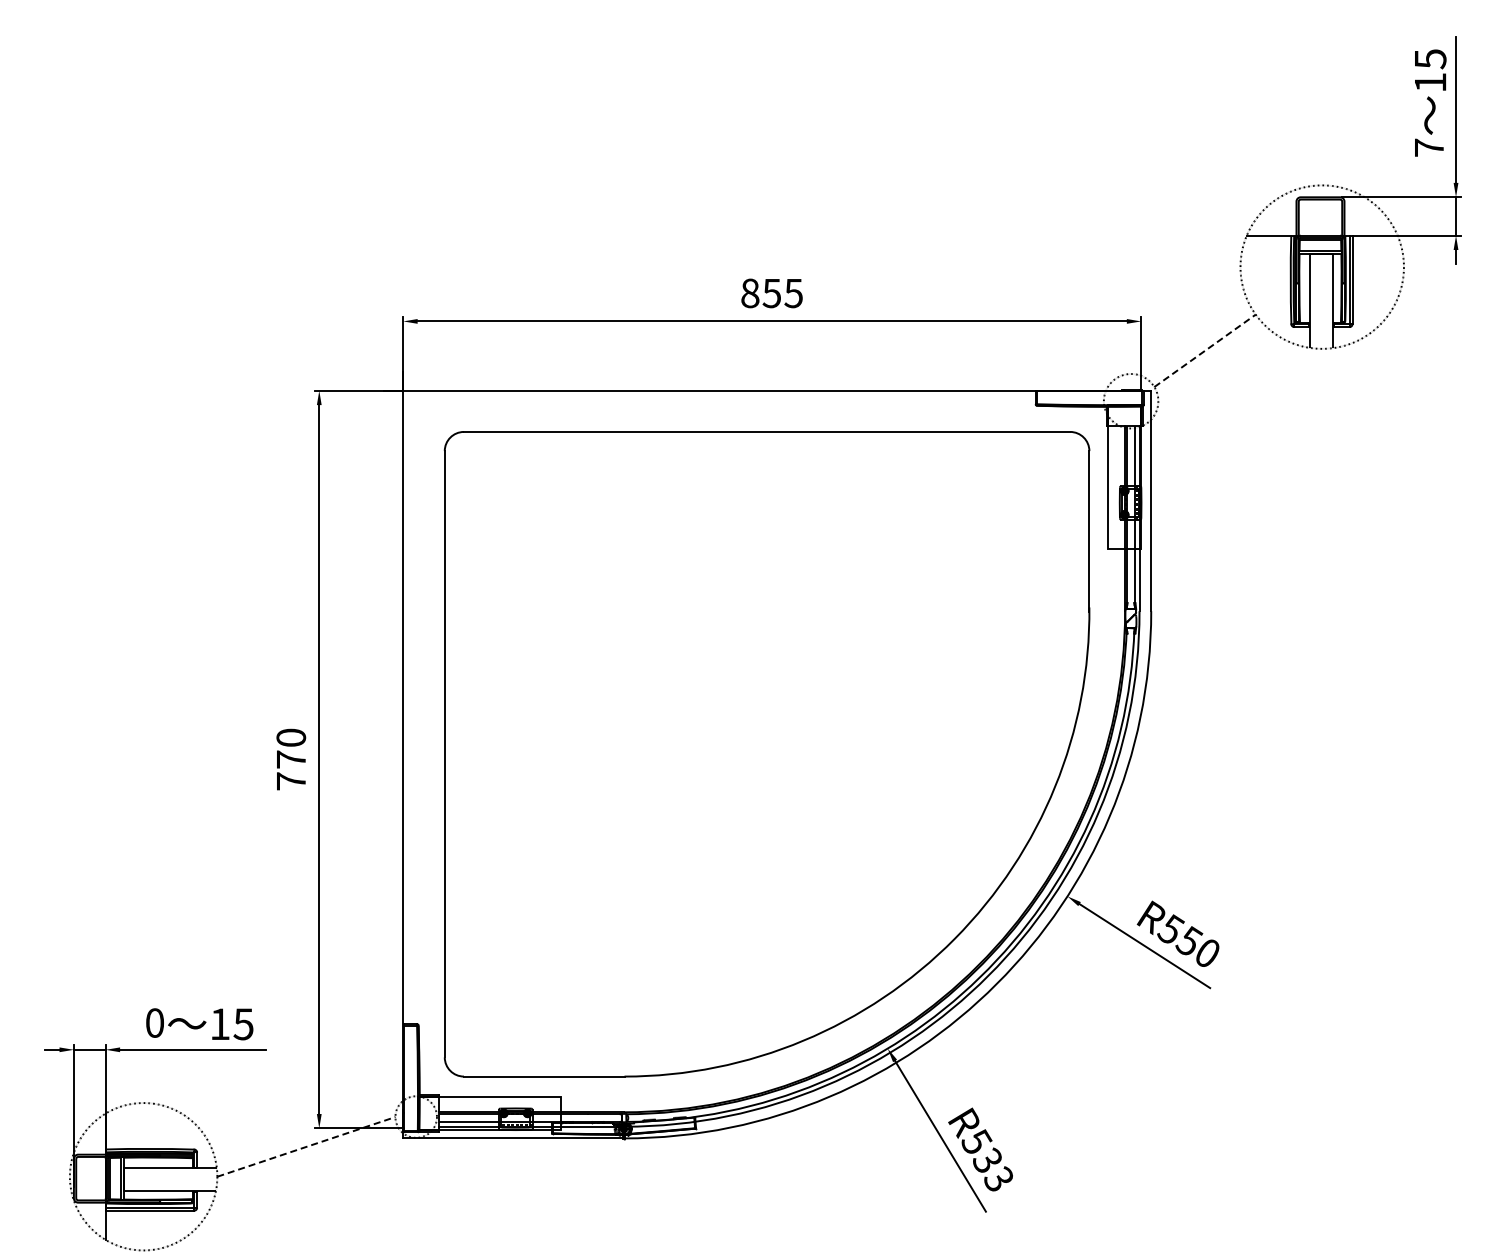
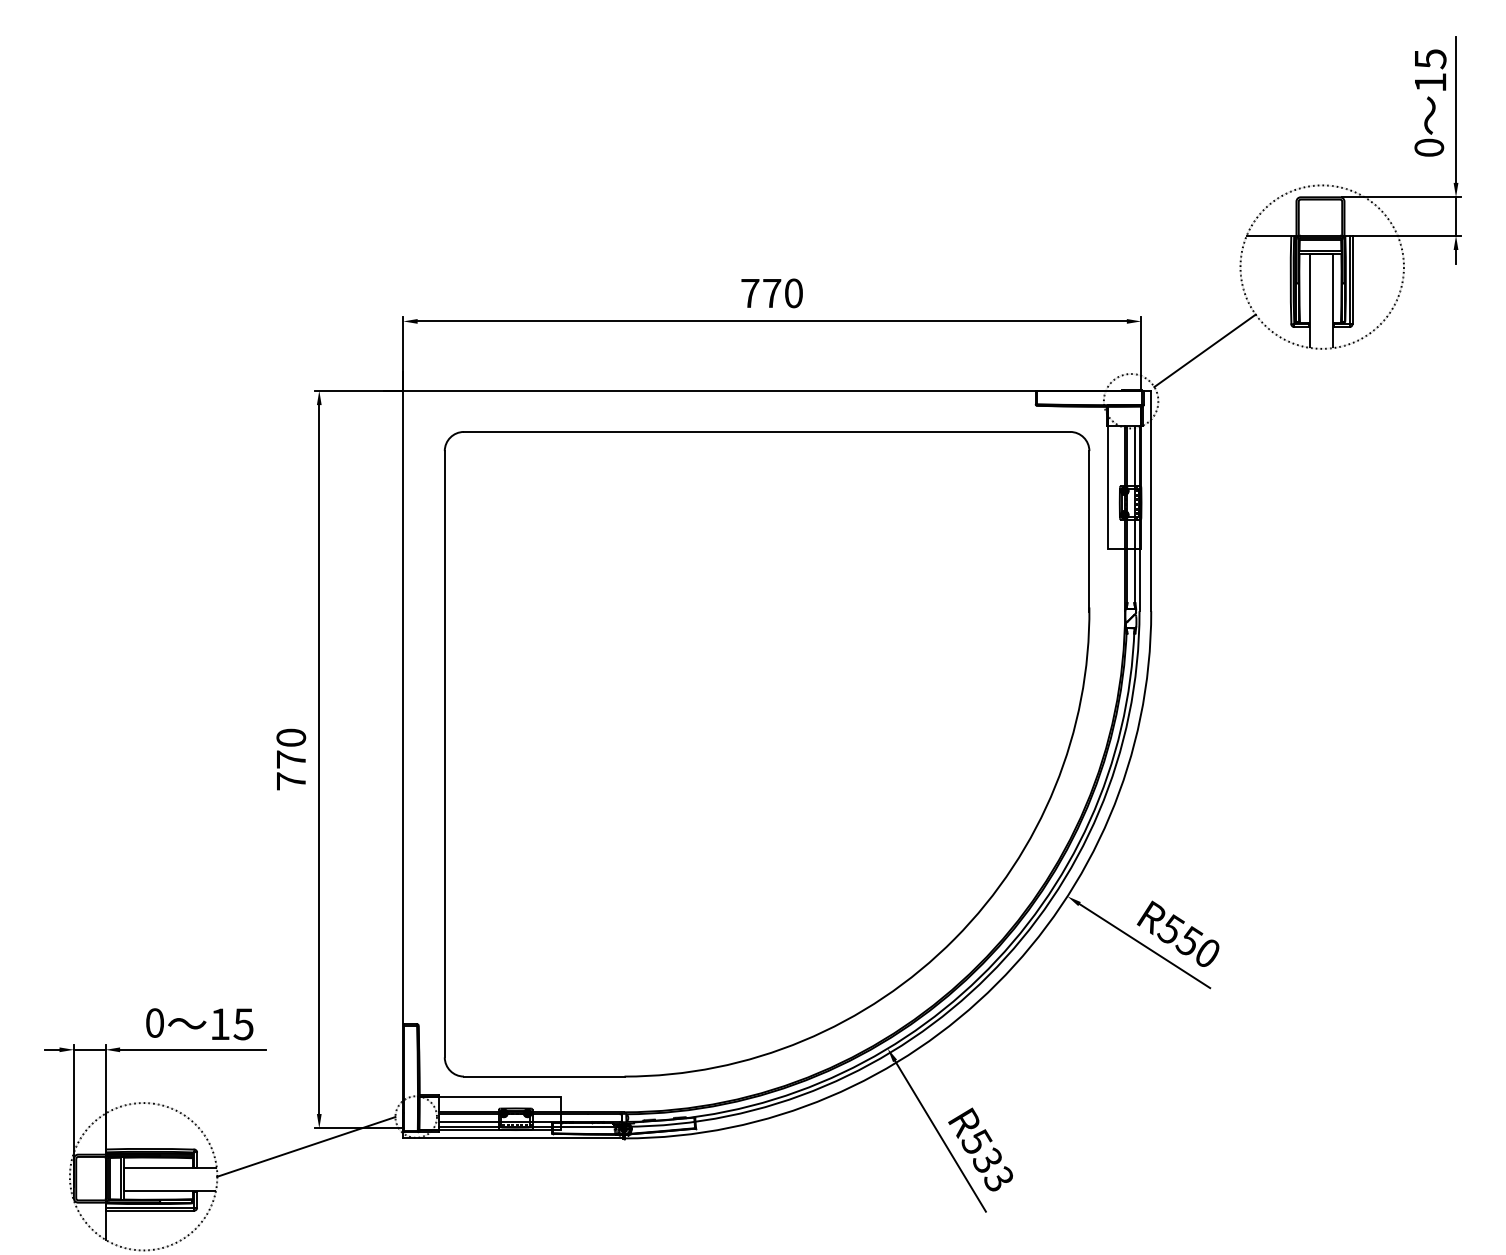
text: 7 -> 0 (1429, 147)
text: 855 -> 770 (771, 293)
line: dashed -> solid (1205, 350)
line: dashed -> solid (306, 1146)
